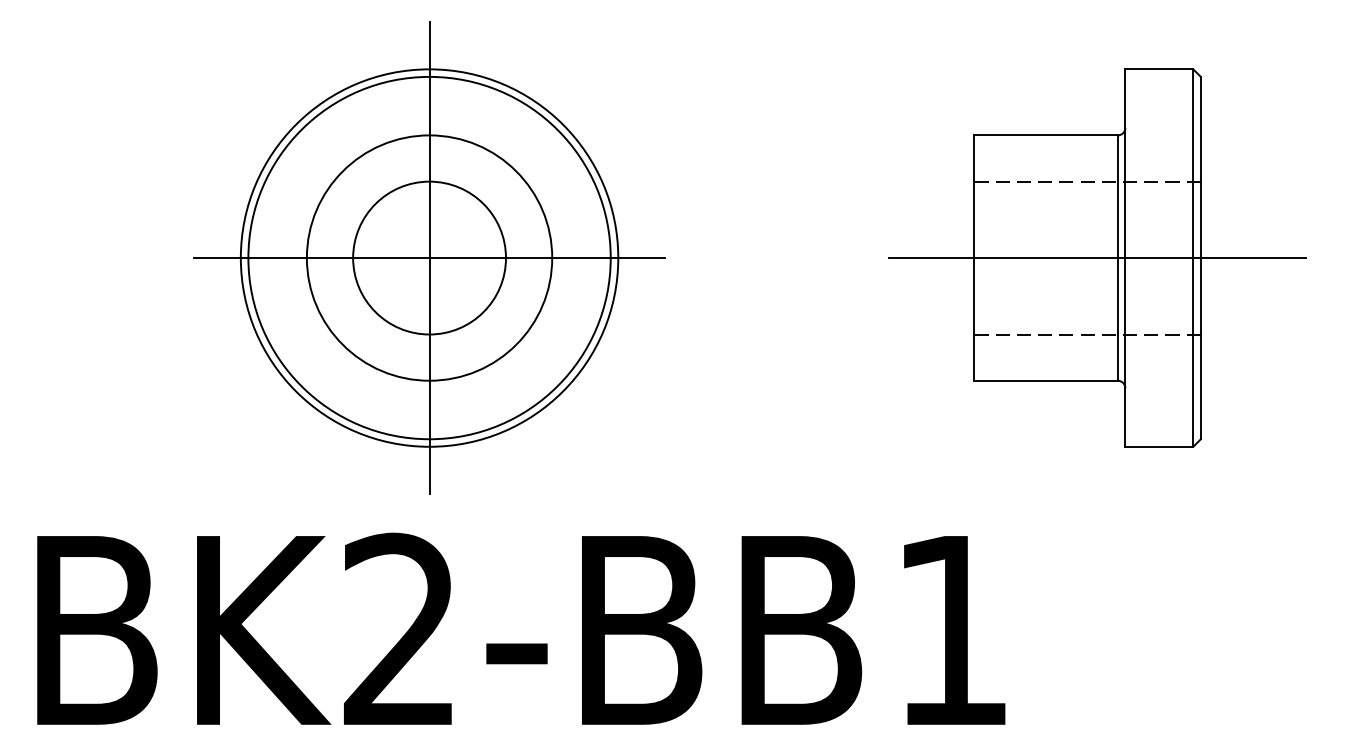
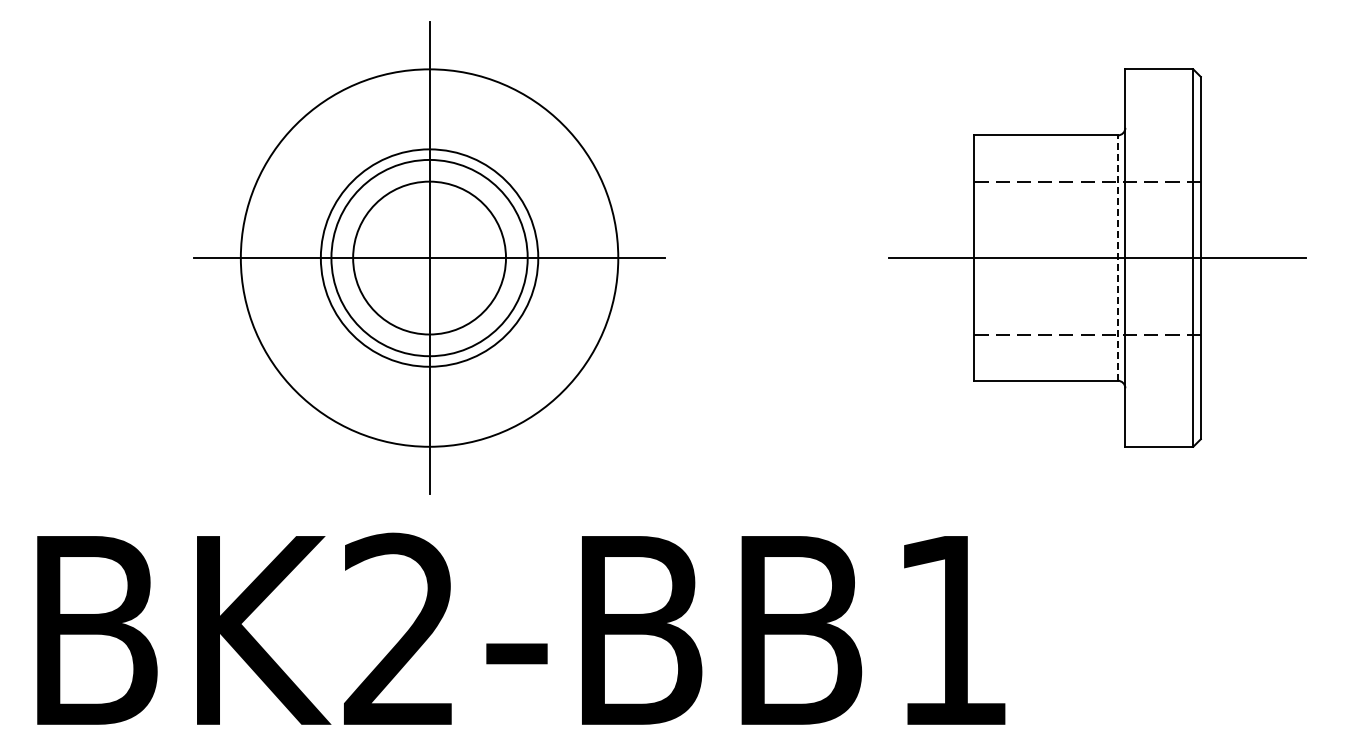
circle diameter: 245 px -> 196 px (429, 257)
circle diameter: 362 px -> 217 px (429, 257)
line: solid -> dashed (1117, 258)
